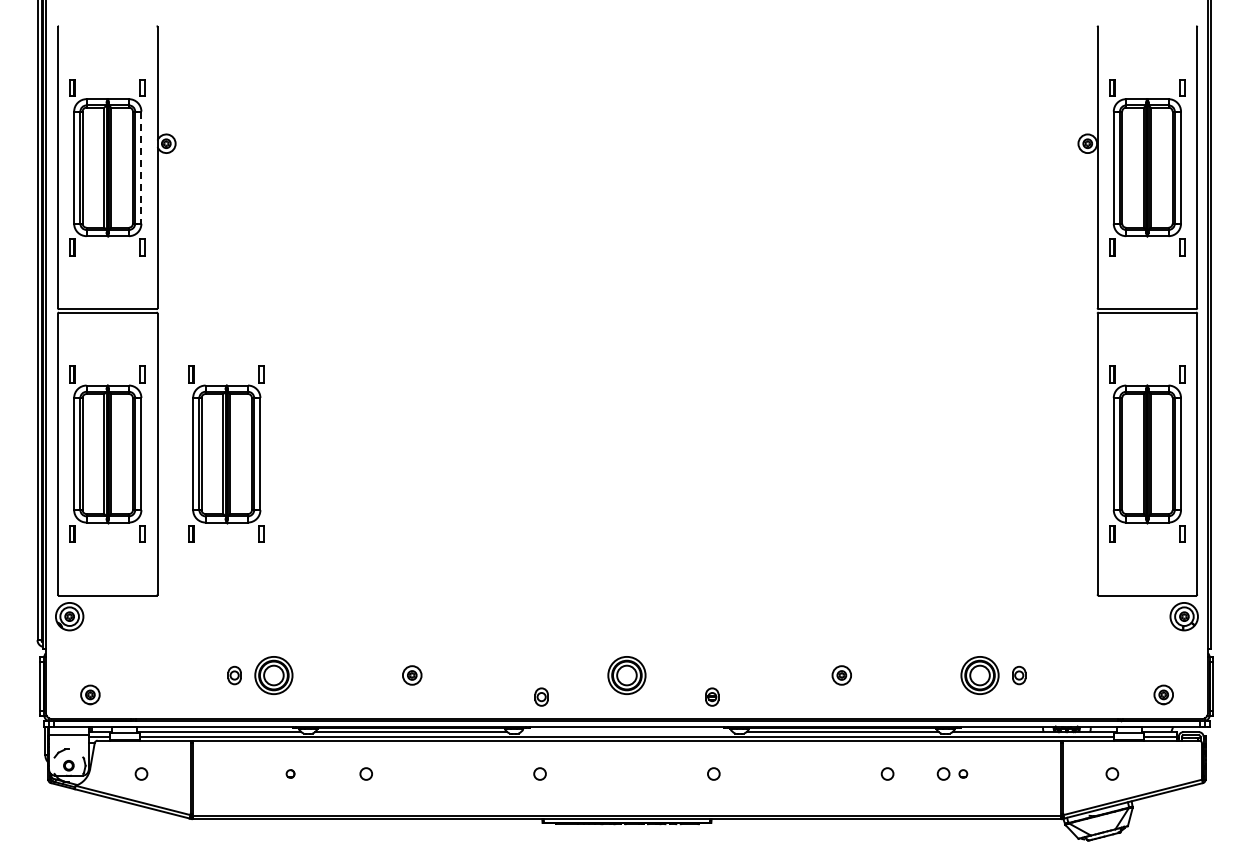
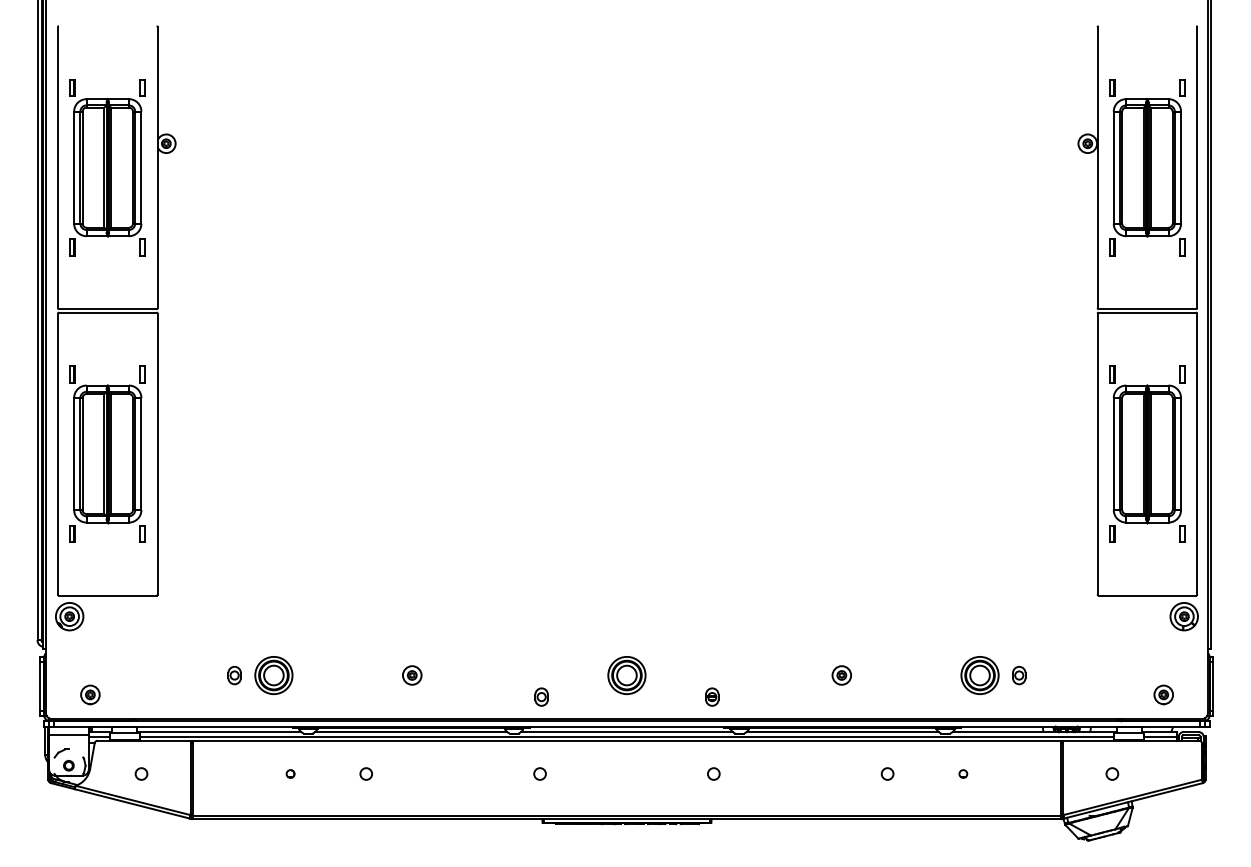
line: dashed -> solid (141, 168)
part: present -> none (226, 453)
line: none -> present (626, 732)
circle: present -> none (943, 773)
